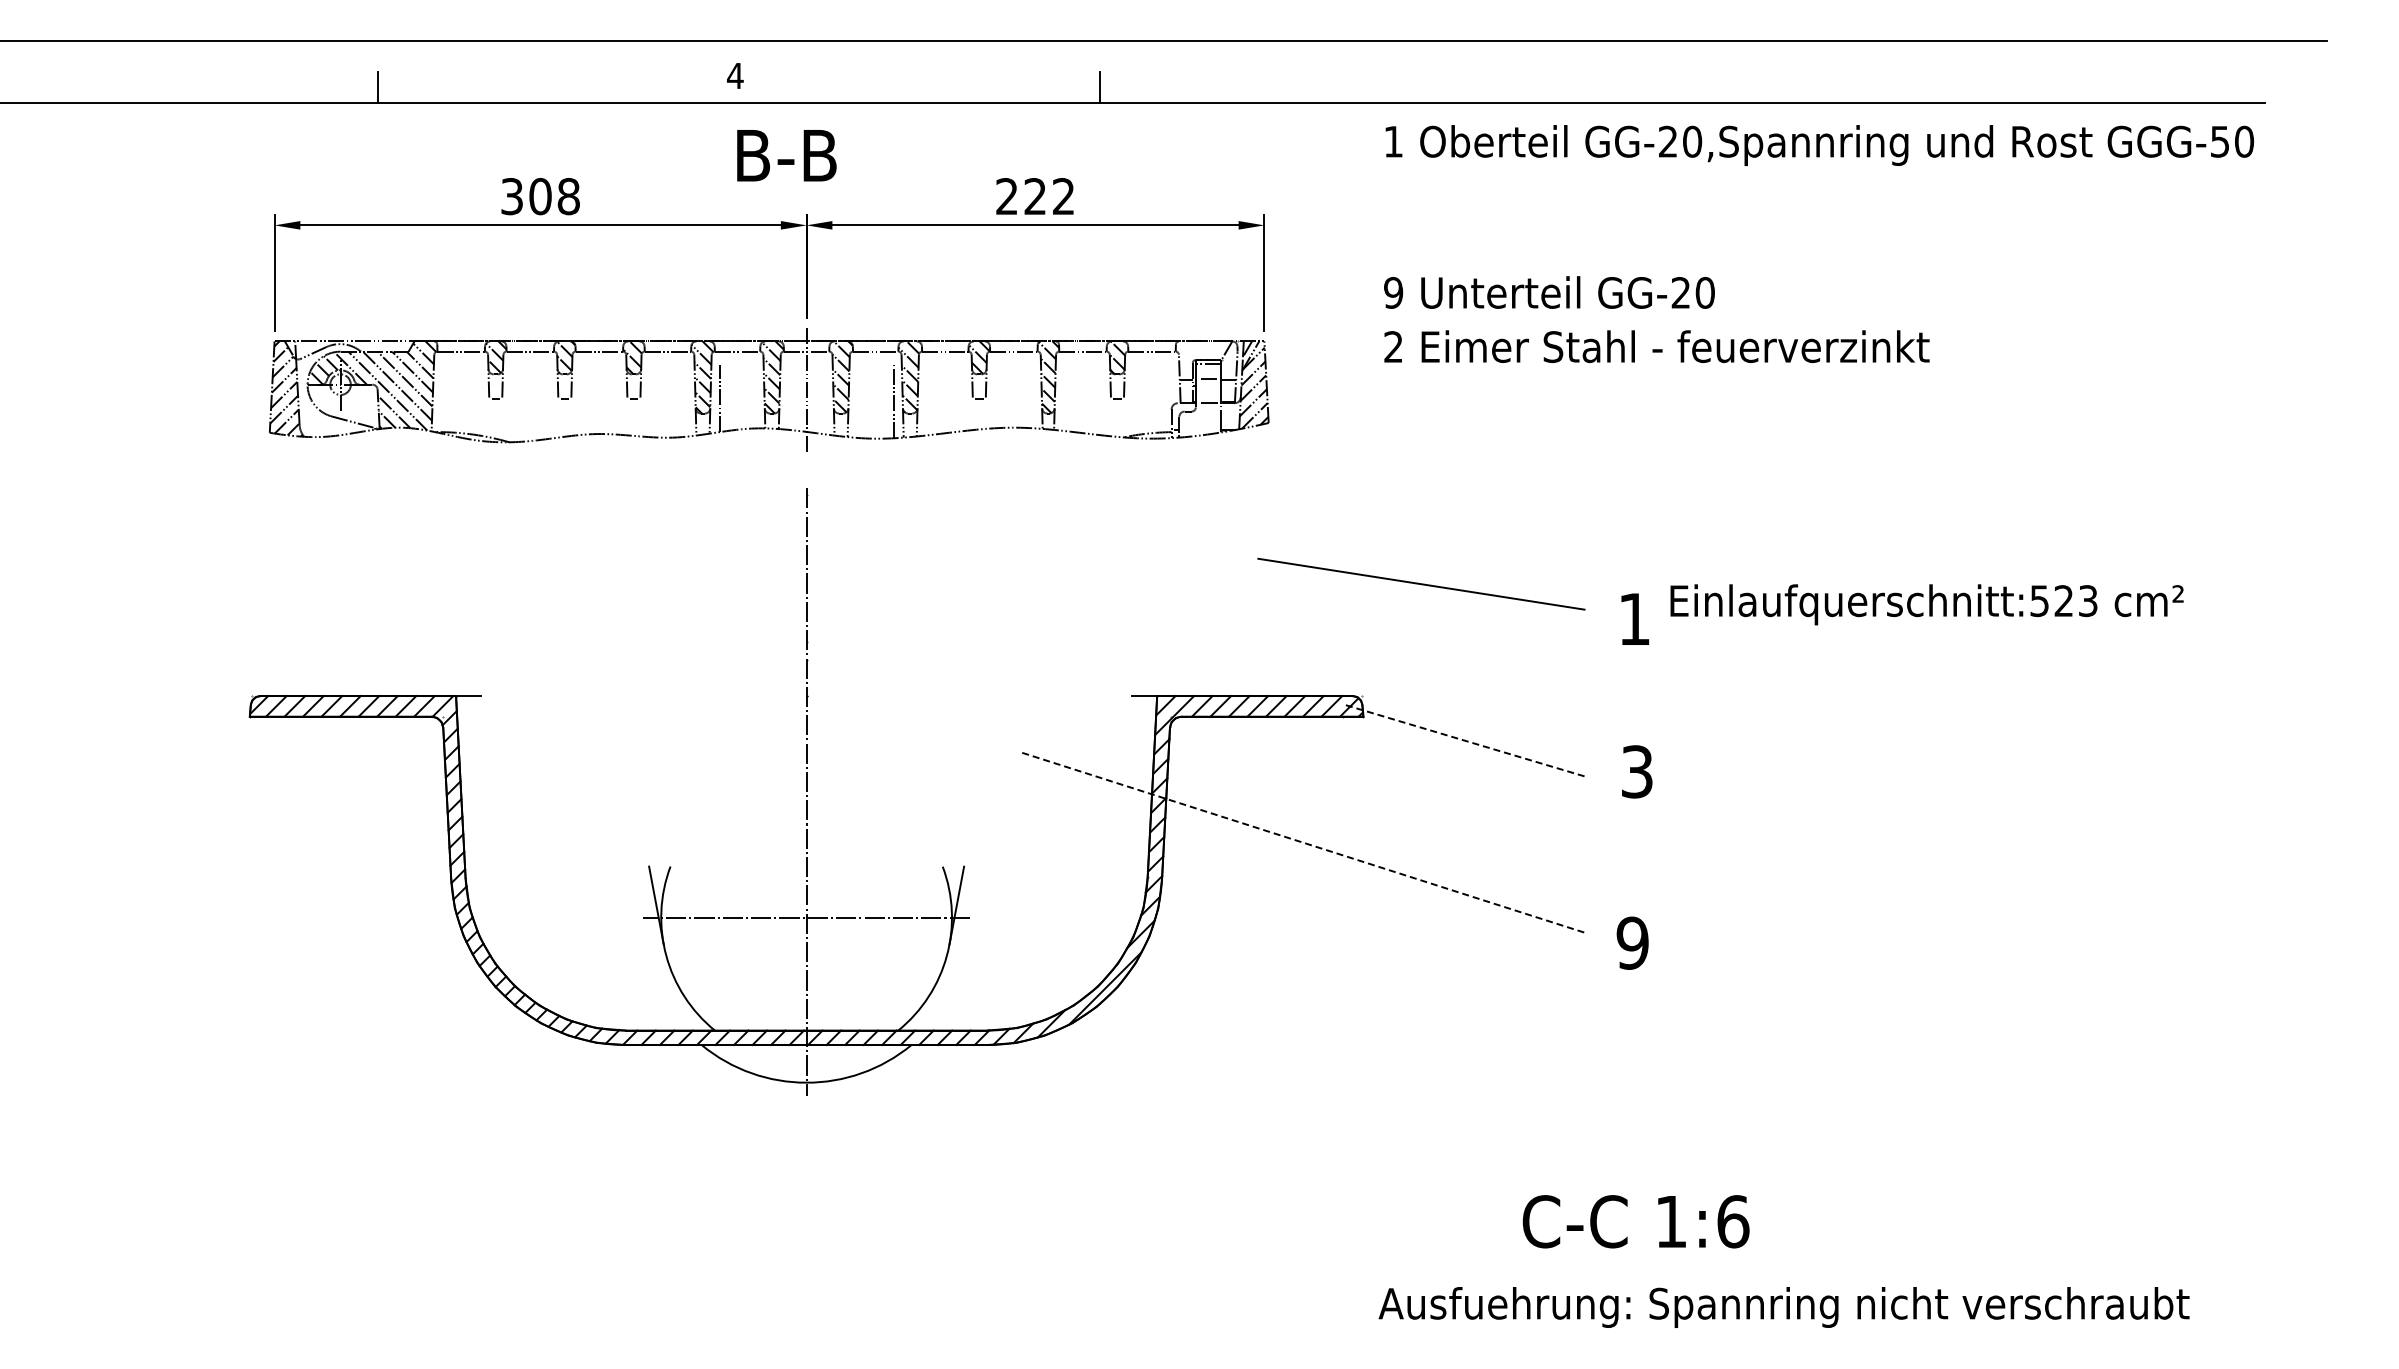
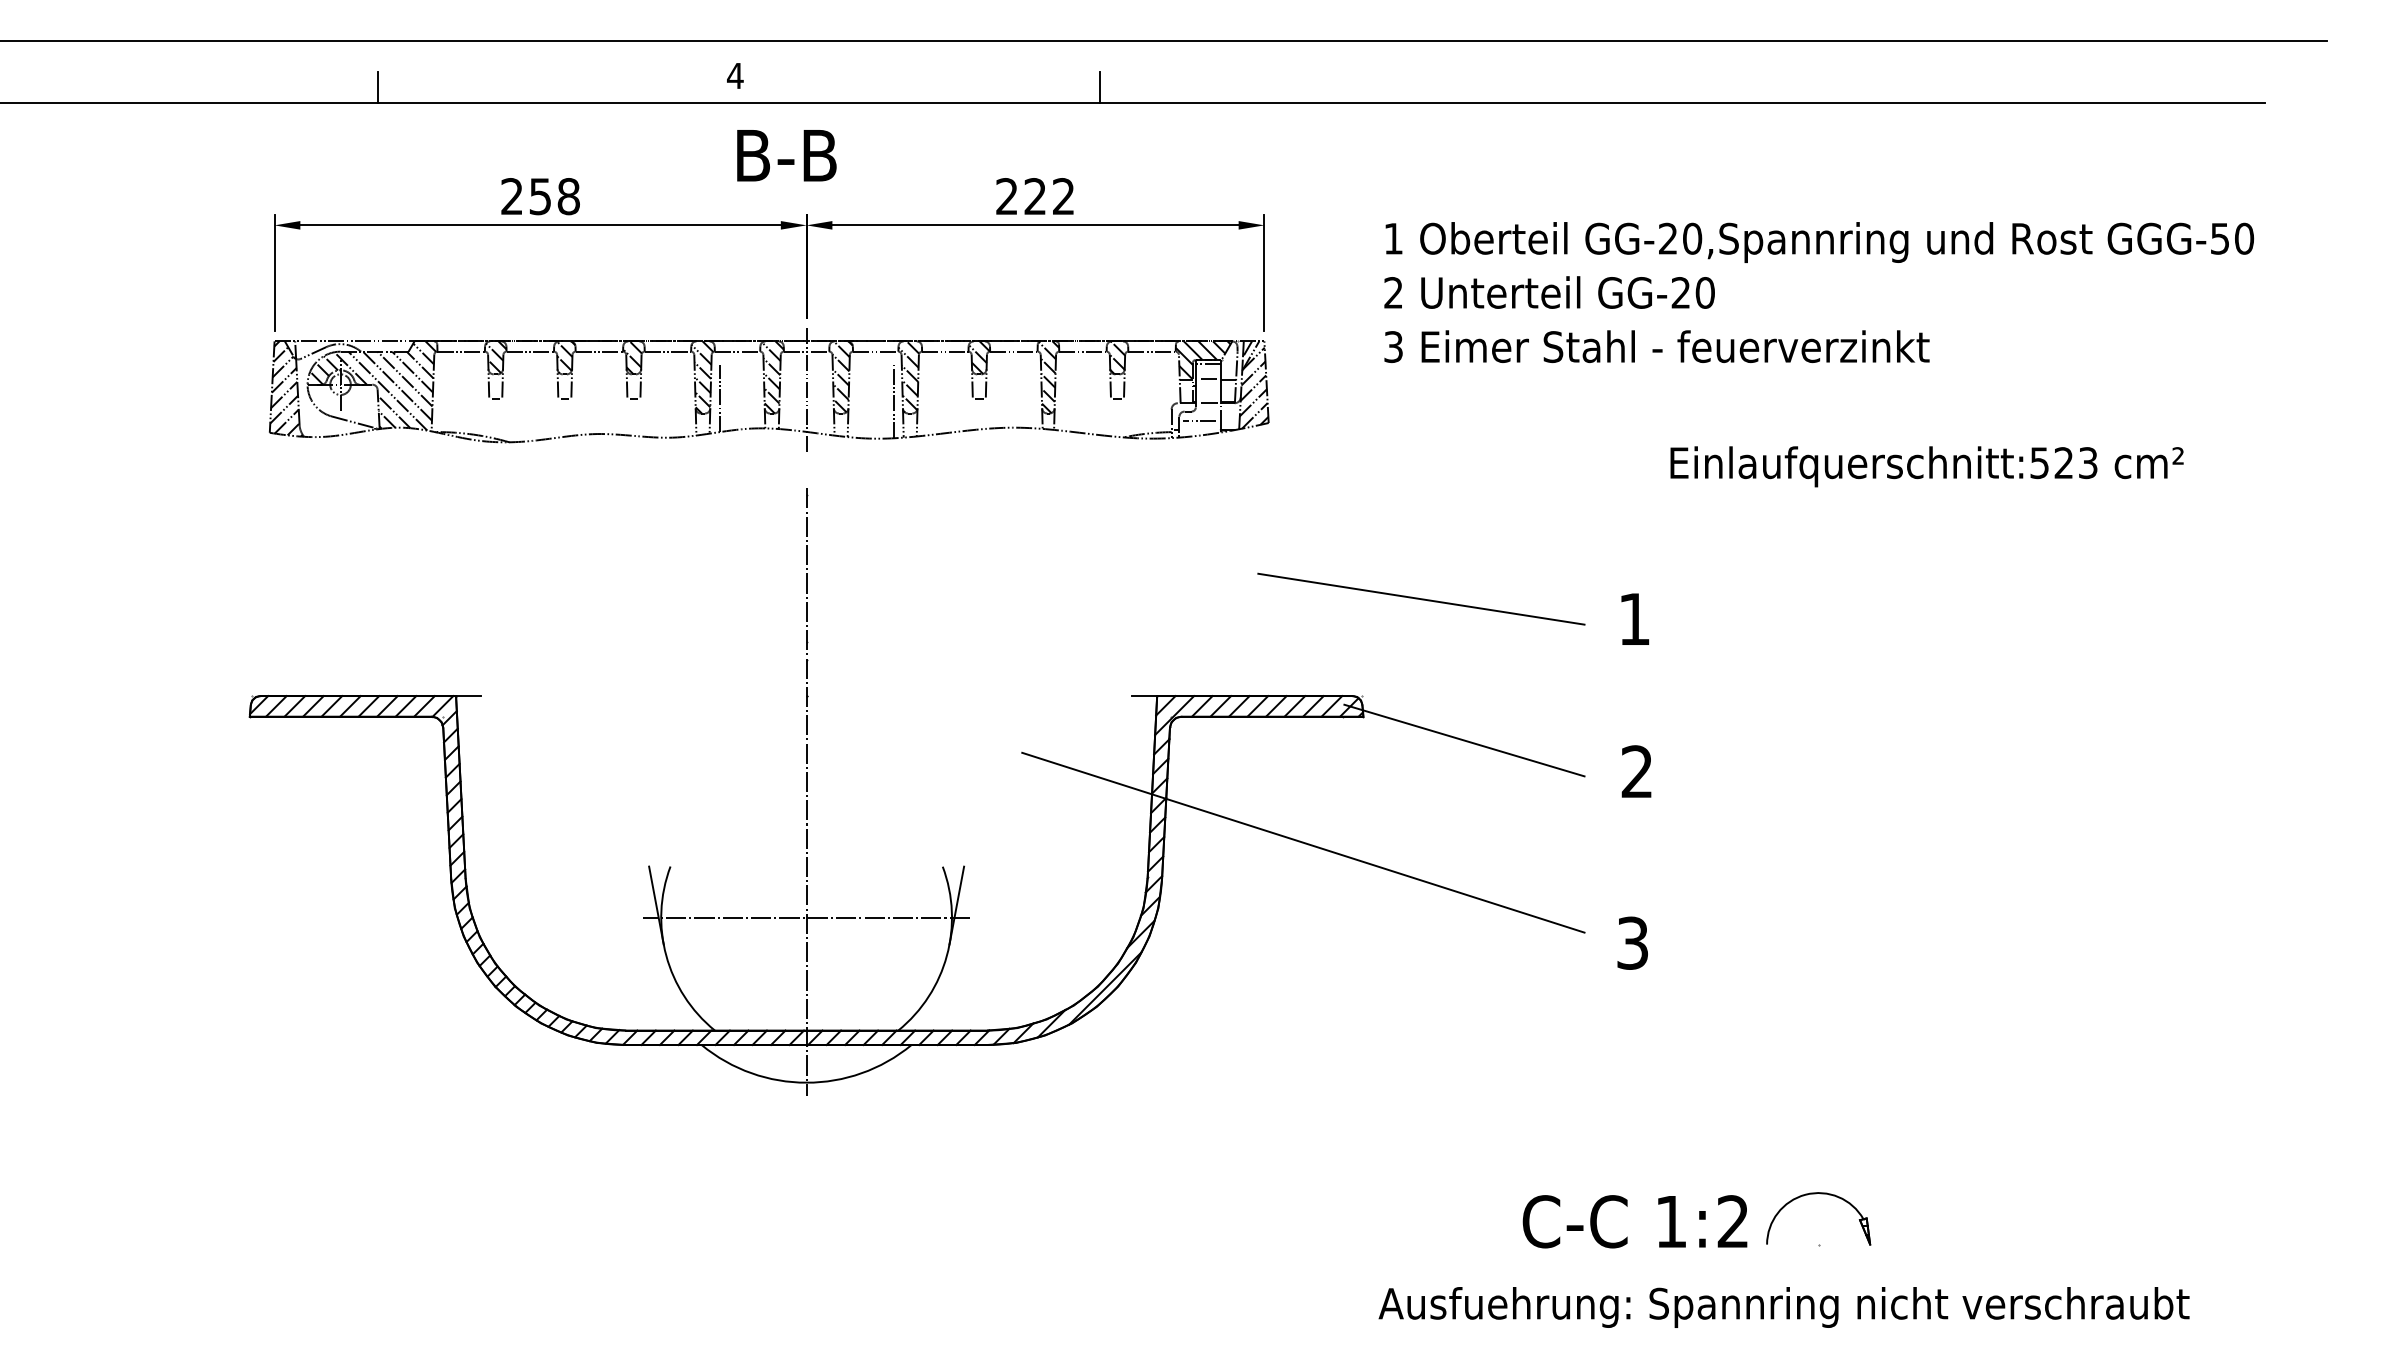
text position: (1819, 145) -> (1819, 242) (1819, 242)
text: 308 -> 258 (526, 196)
text: 9 -> 2 (1393, 292)
text: 2 -> 3 (1393, 347)
hatch: none -> present (1202, 360)
line: none -> present (1199, 421)
line position: (1421, 583) -> (1421, 598) (1421, 598)
text position: (1926, 604) -> (1926, 466) (1926, 466)
line: dashed -> solid (1463, 740)
text: 3 -> 2 (1636, 771)
line: dashed -> solid (1303, 842)
text: 9 -> 3 (1632, 942)
text: 1:6 -> 1:2 (1733, 1221)
part: none -> present (1819, 1244)
